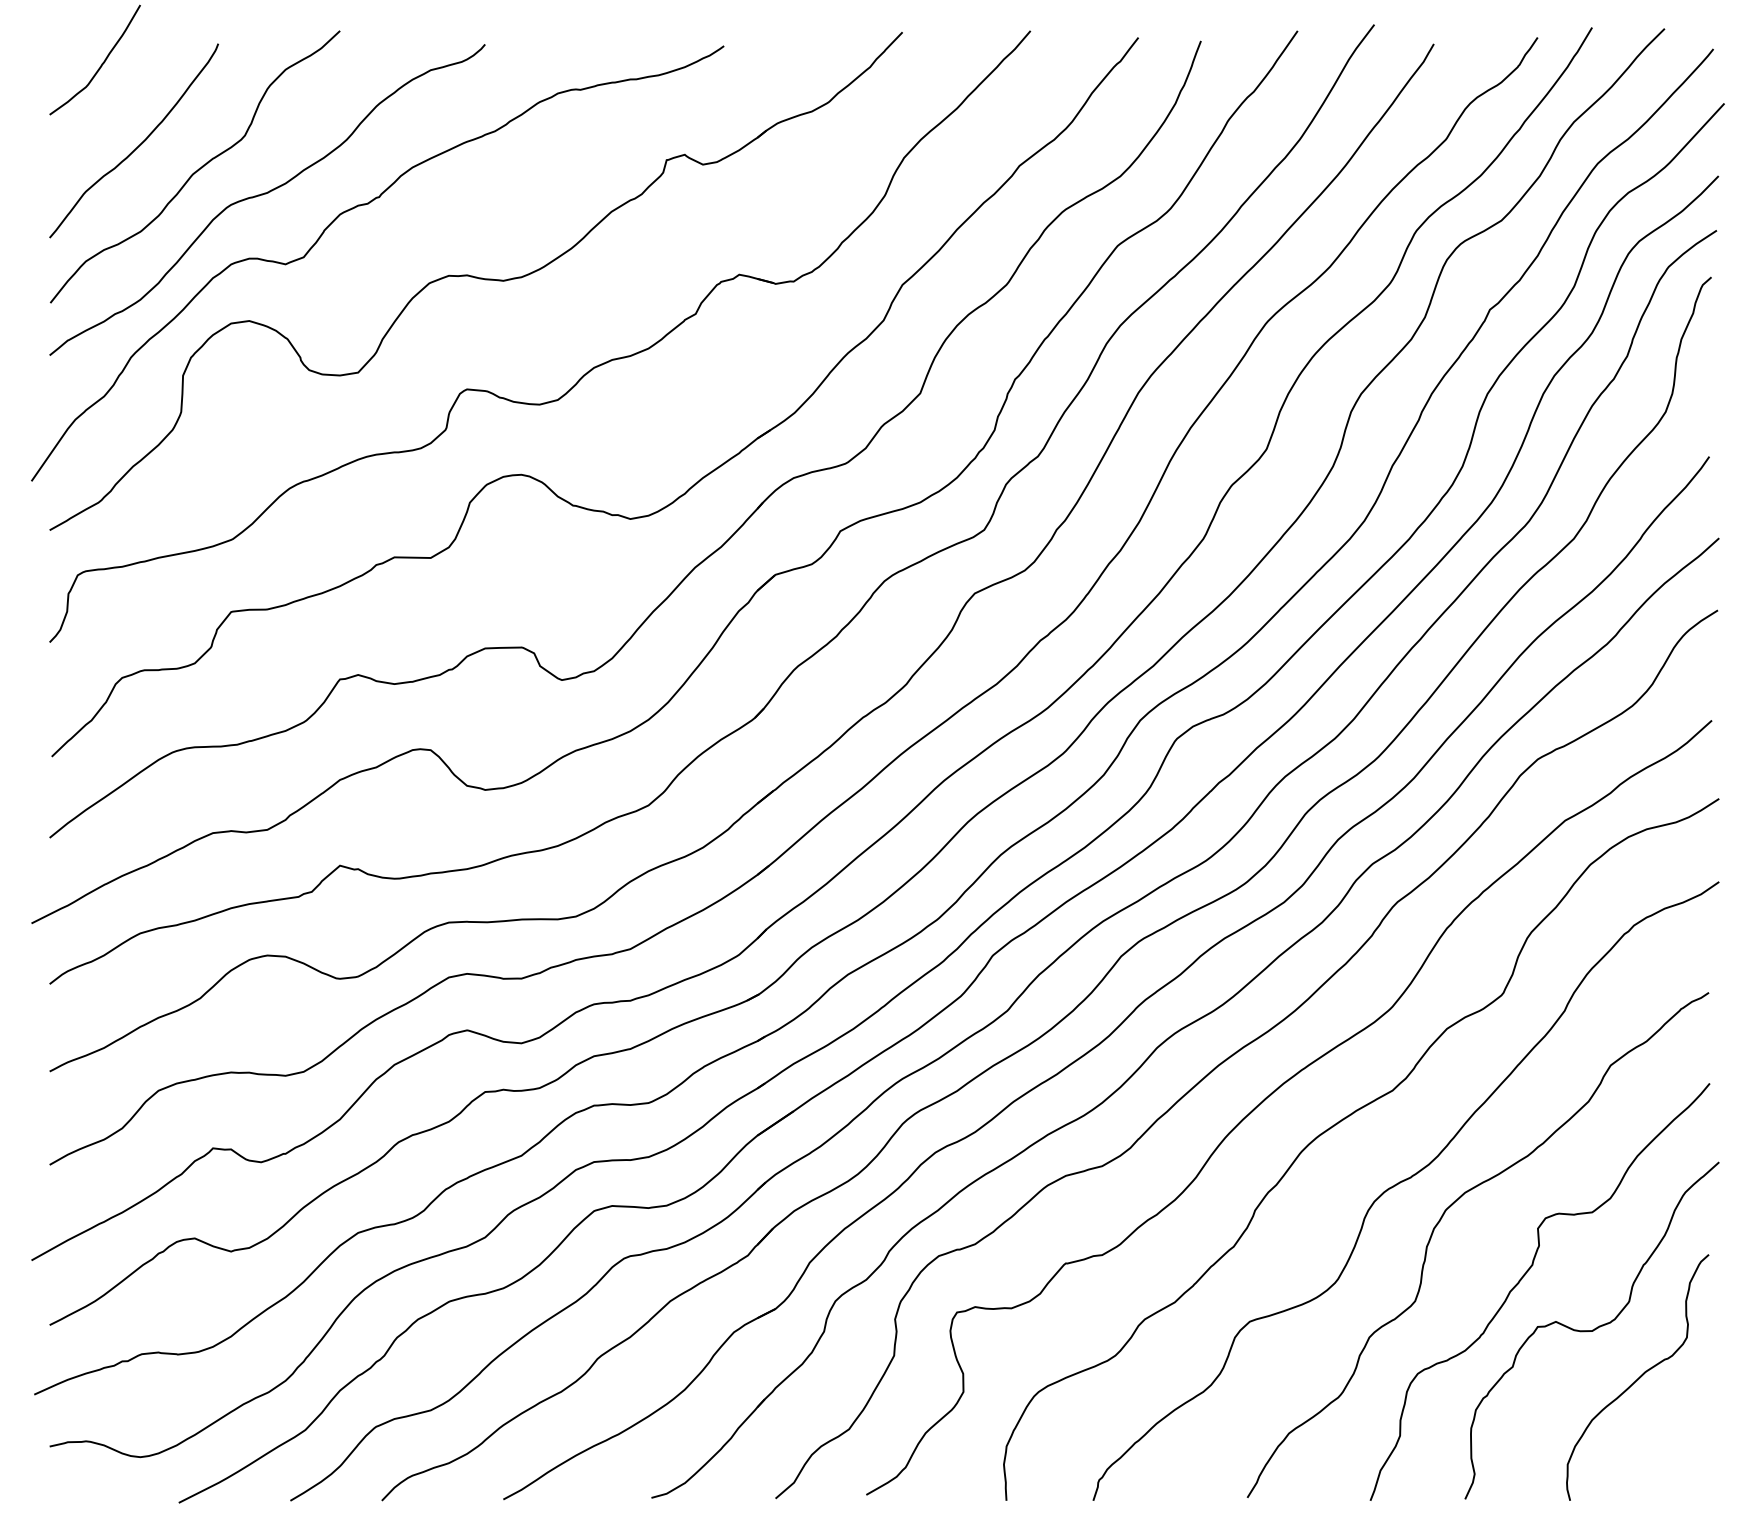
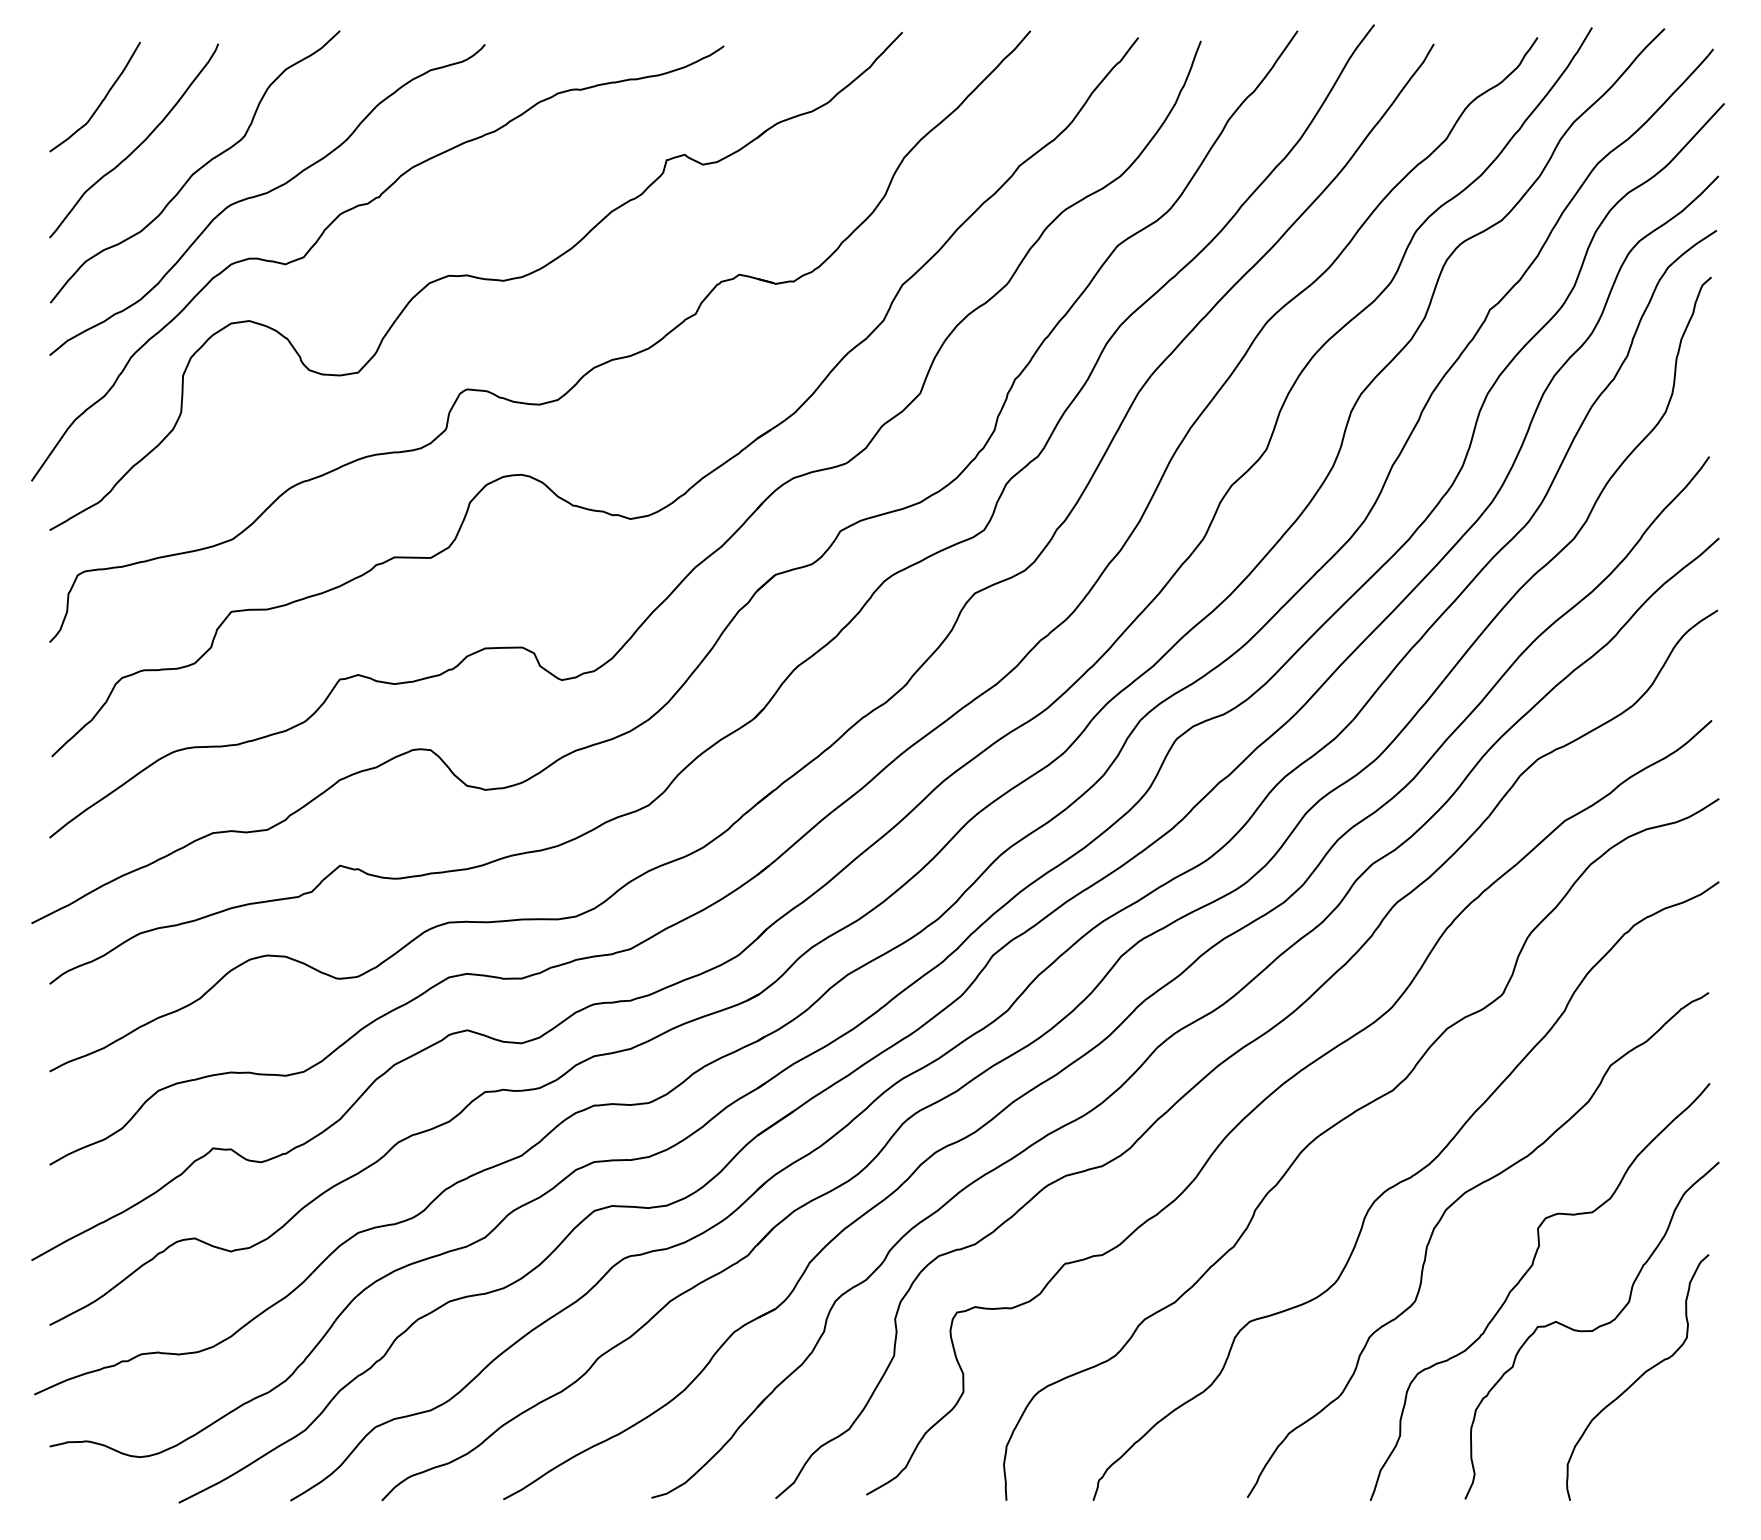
curve position: (101, 63) -> (101, 100) (101, 100)
